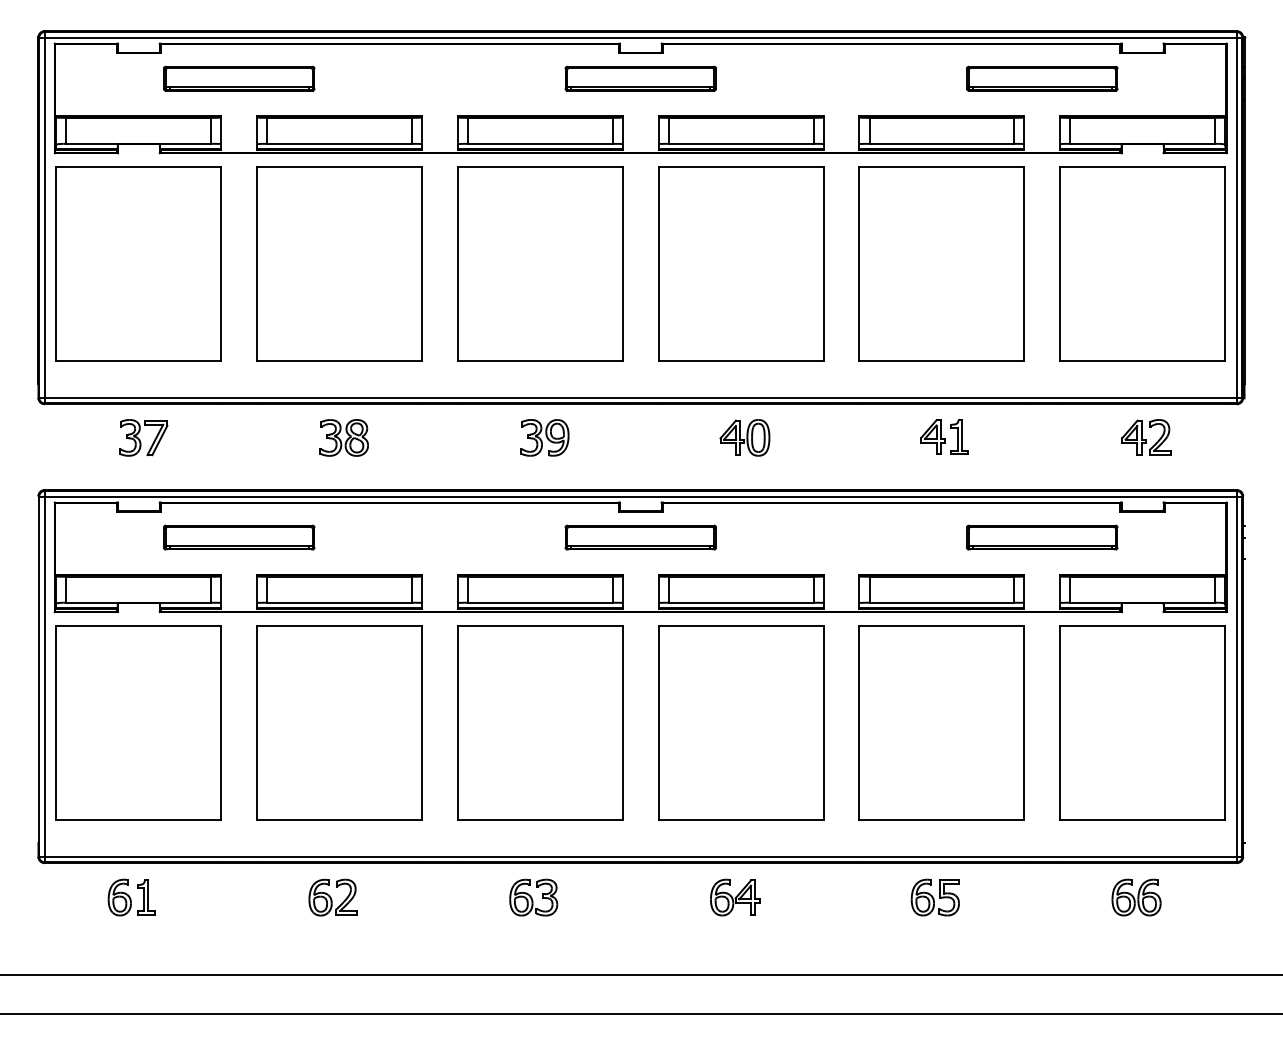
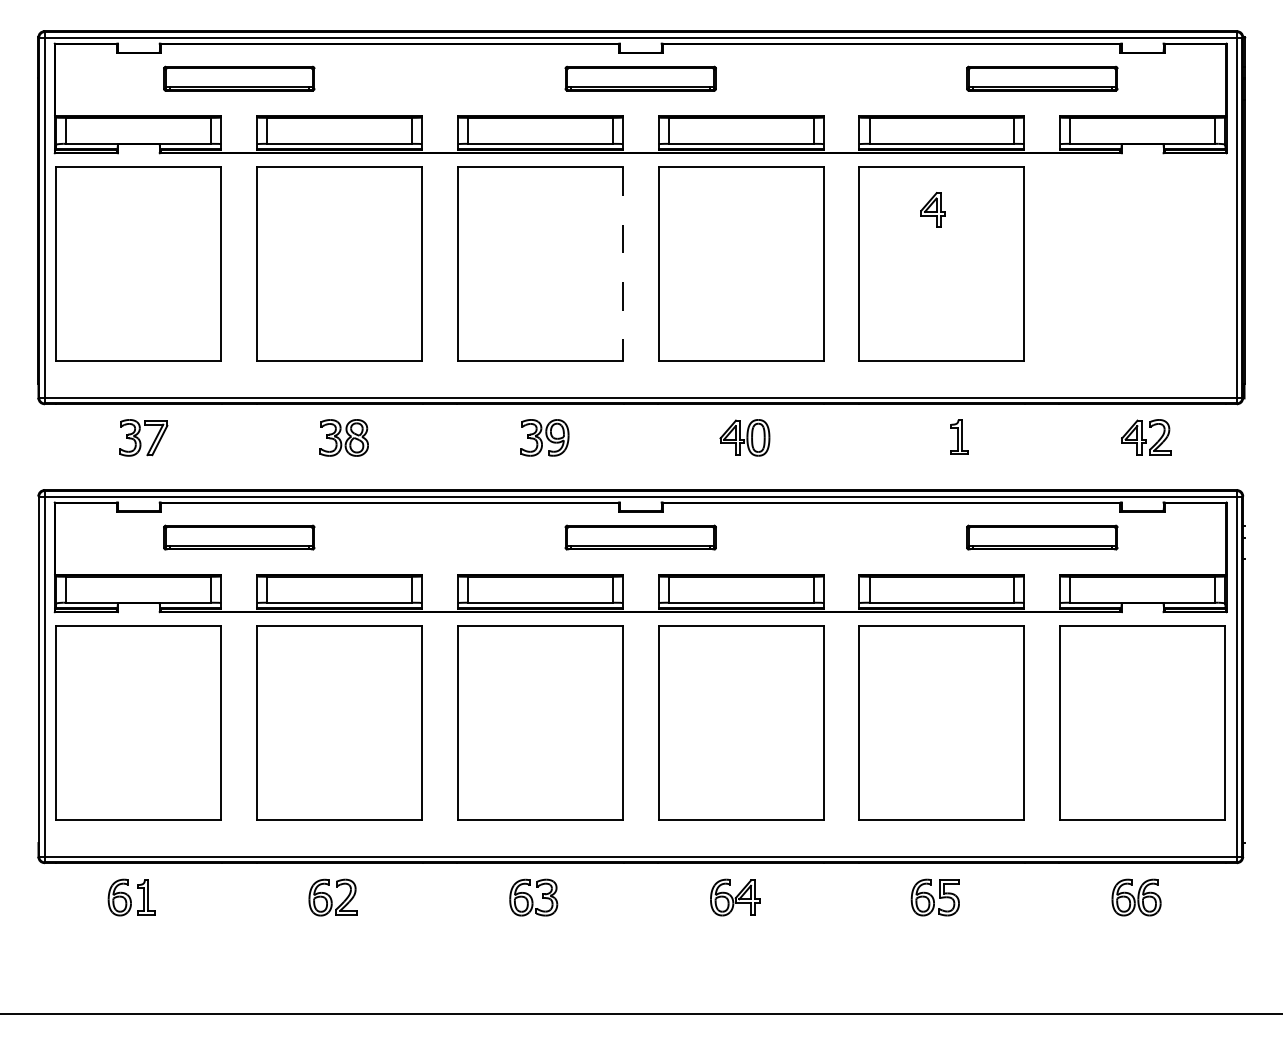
part: present -> none (1142, 263)
line: solid -> dashed (622, 264)
part position: (932, 436) -> (932, 209) (932, 209)
line: present -> none (640, 974)
